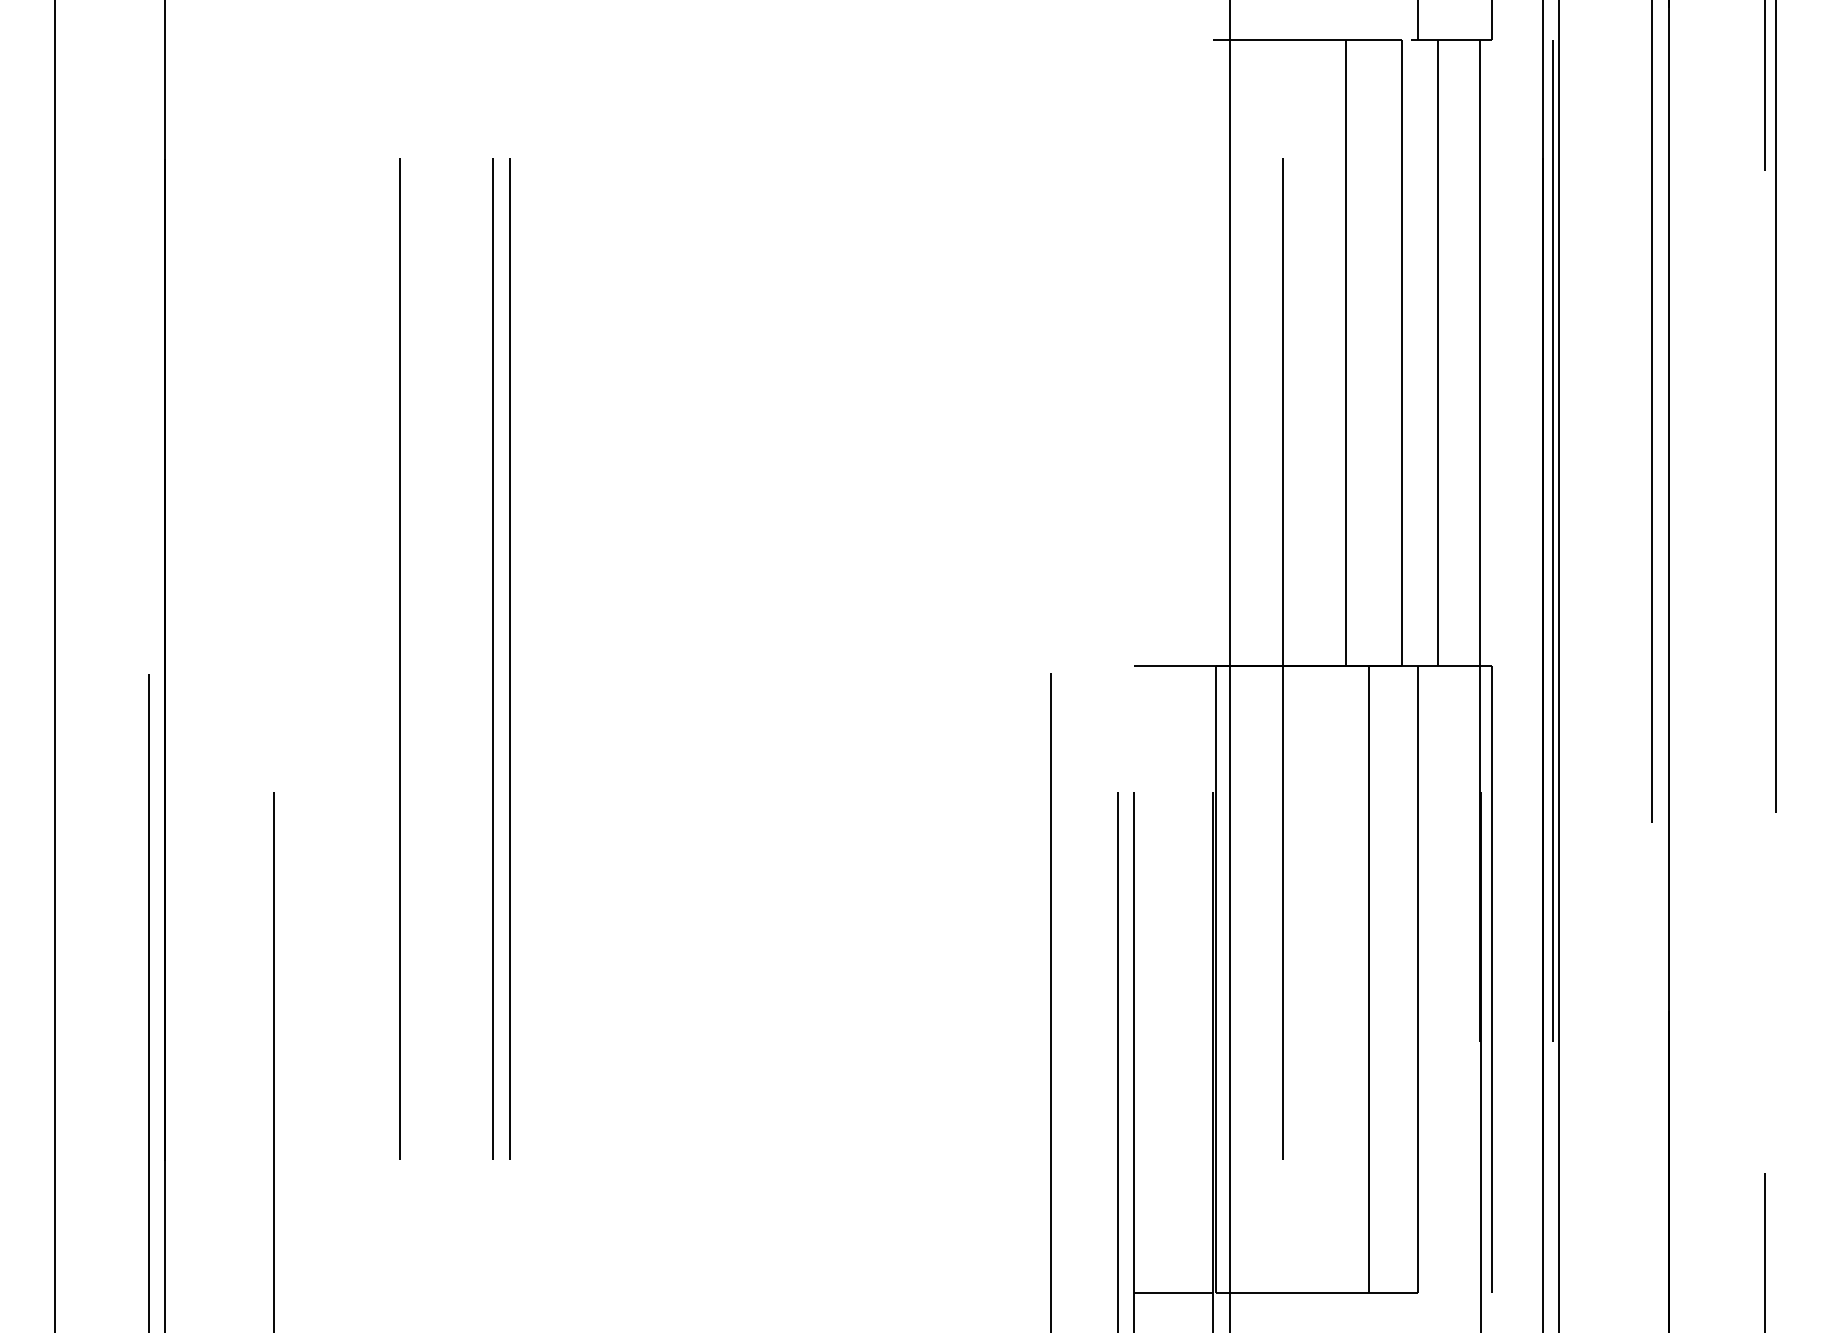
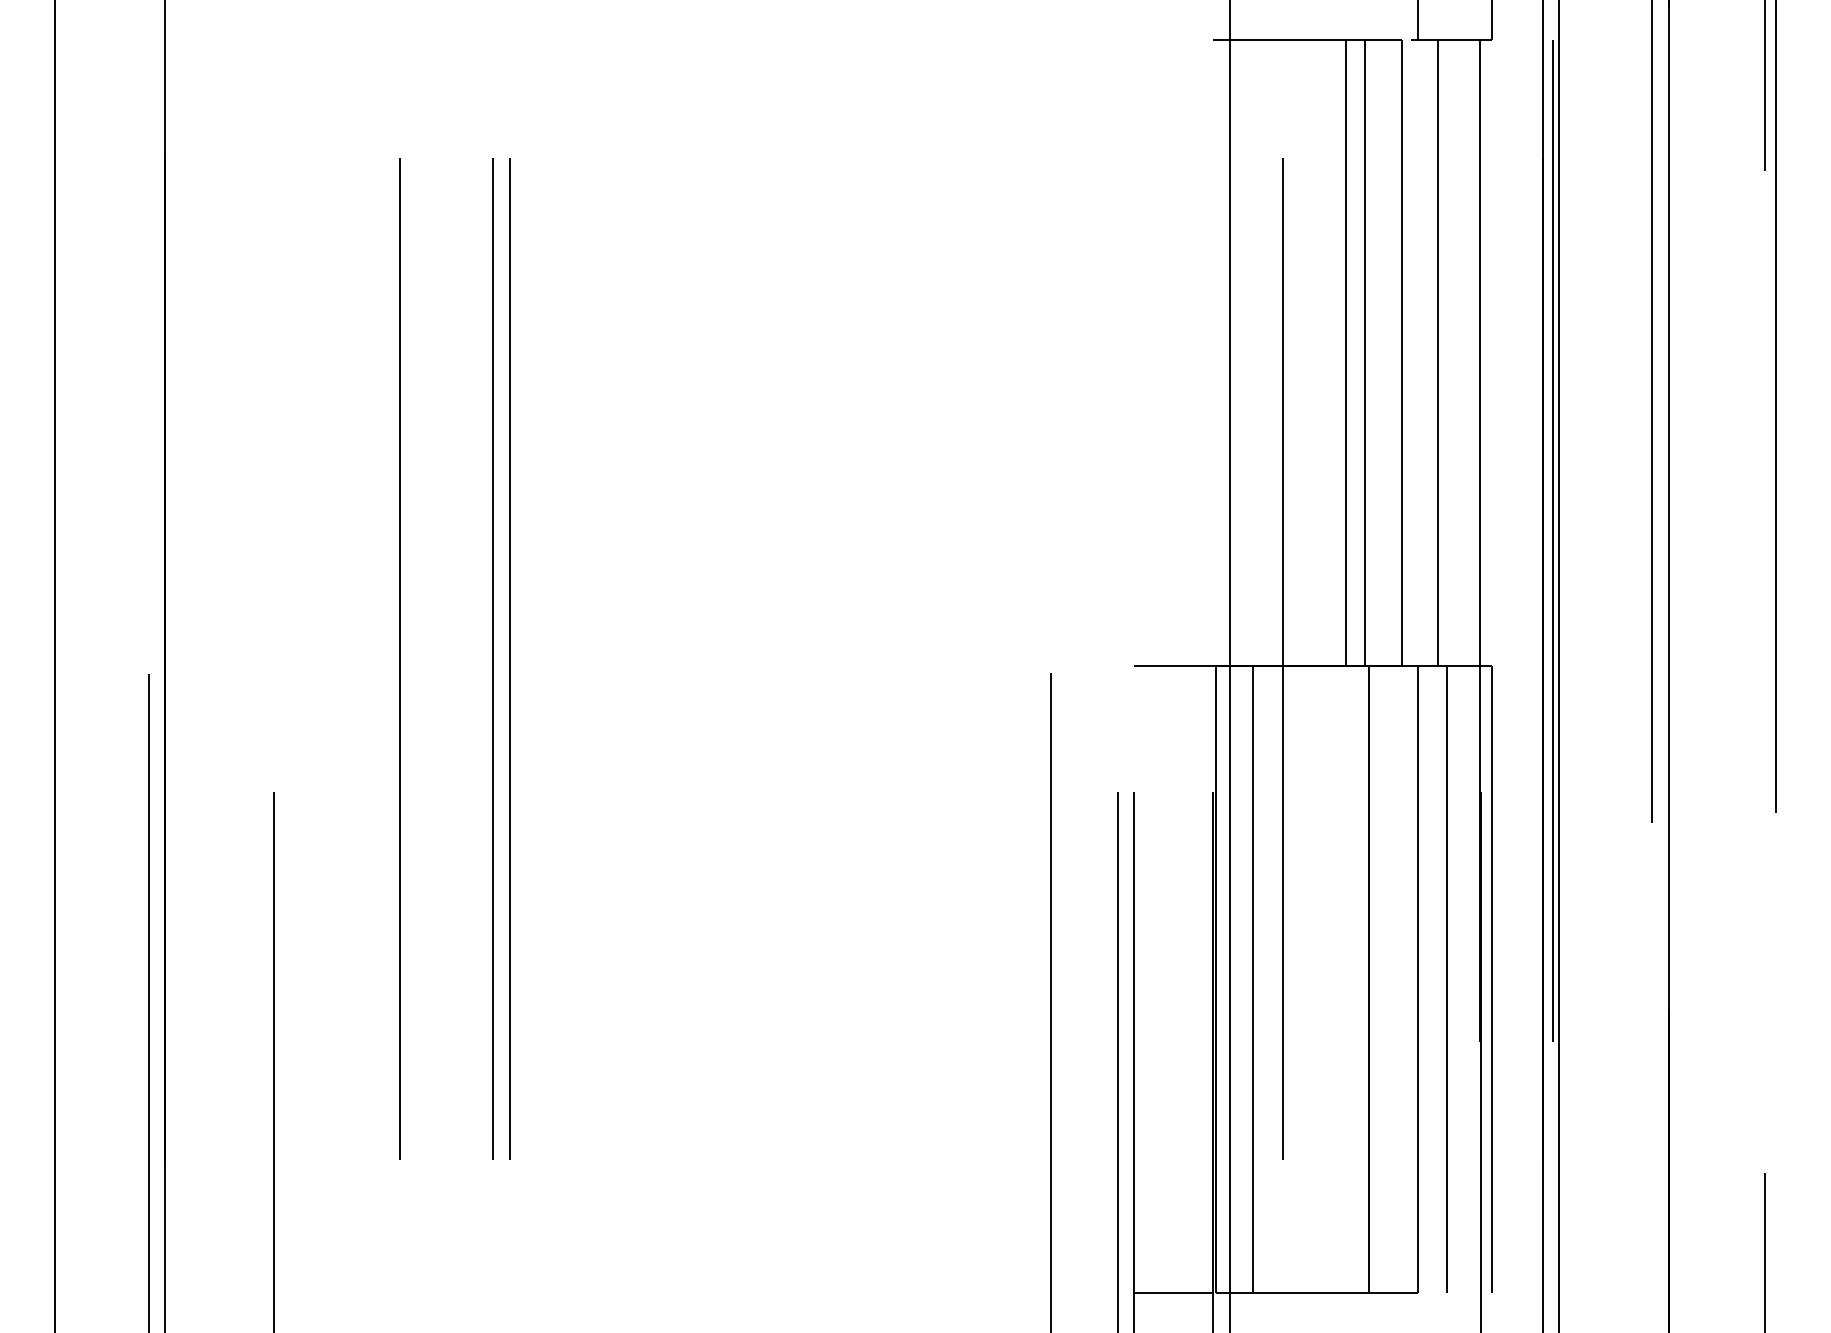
line: none -> present (1364, 353)
line: none -> present (1253, 979)
line: none -> present (1447, 979)
